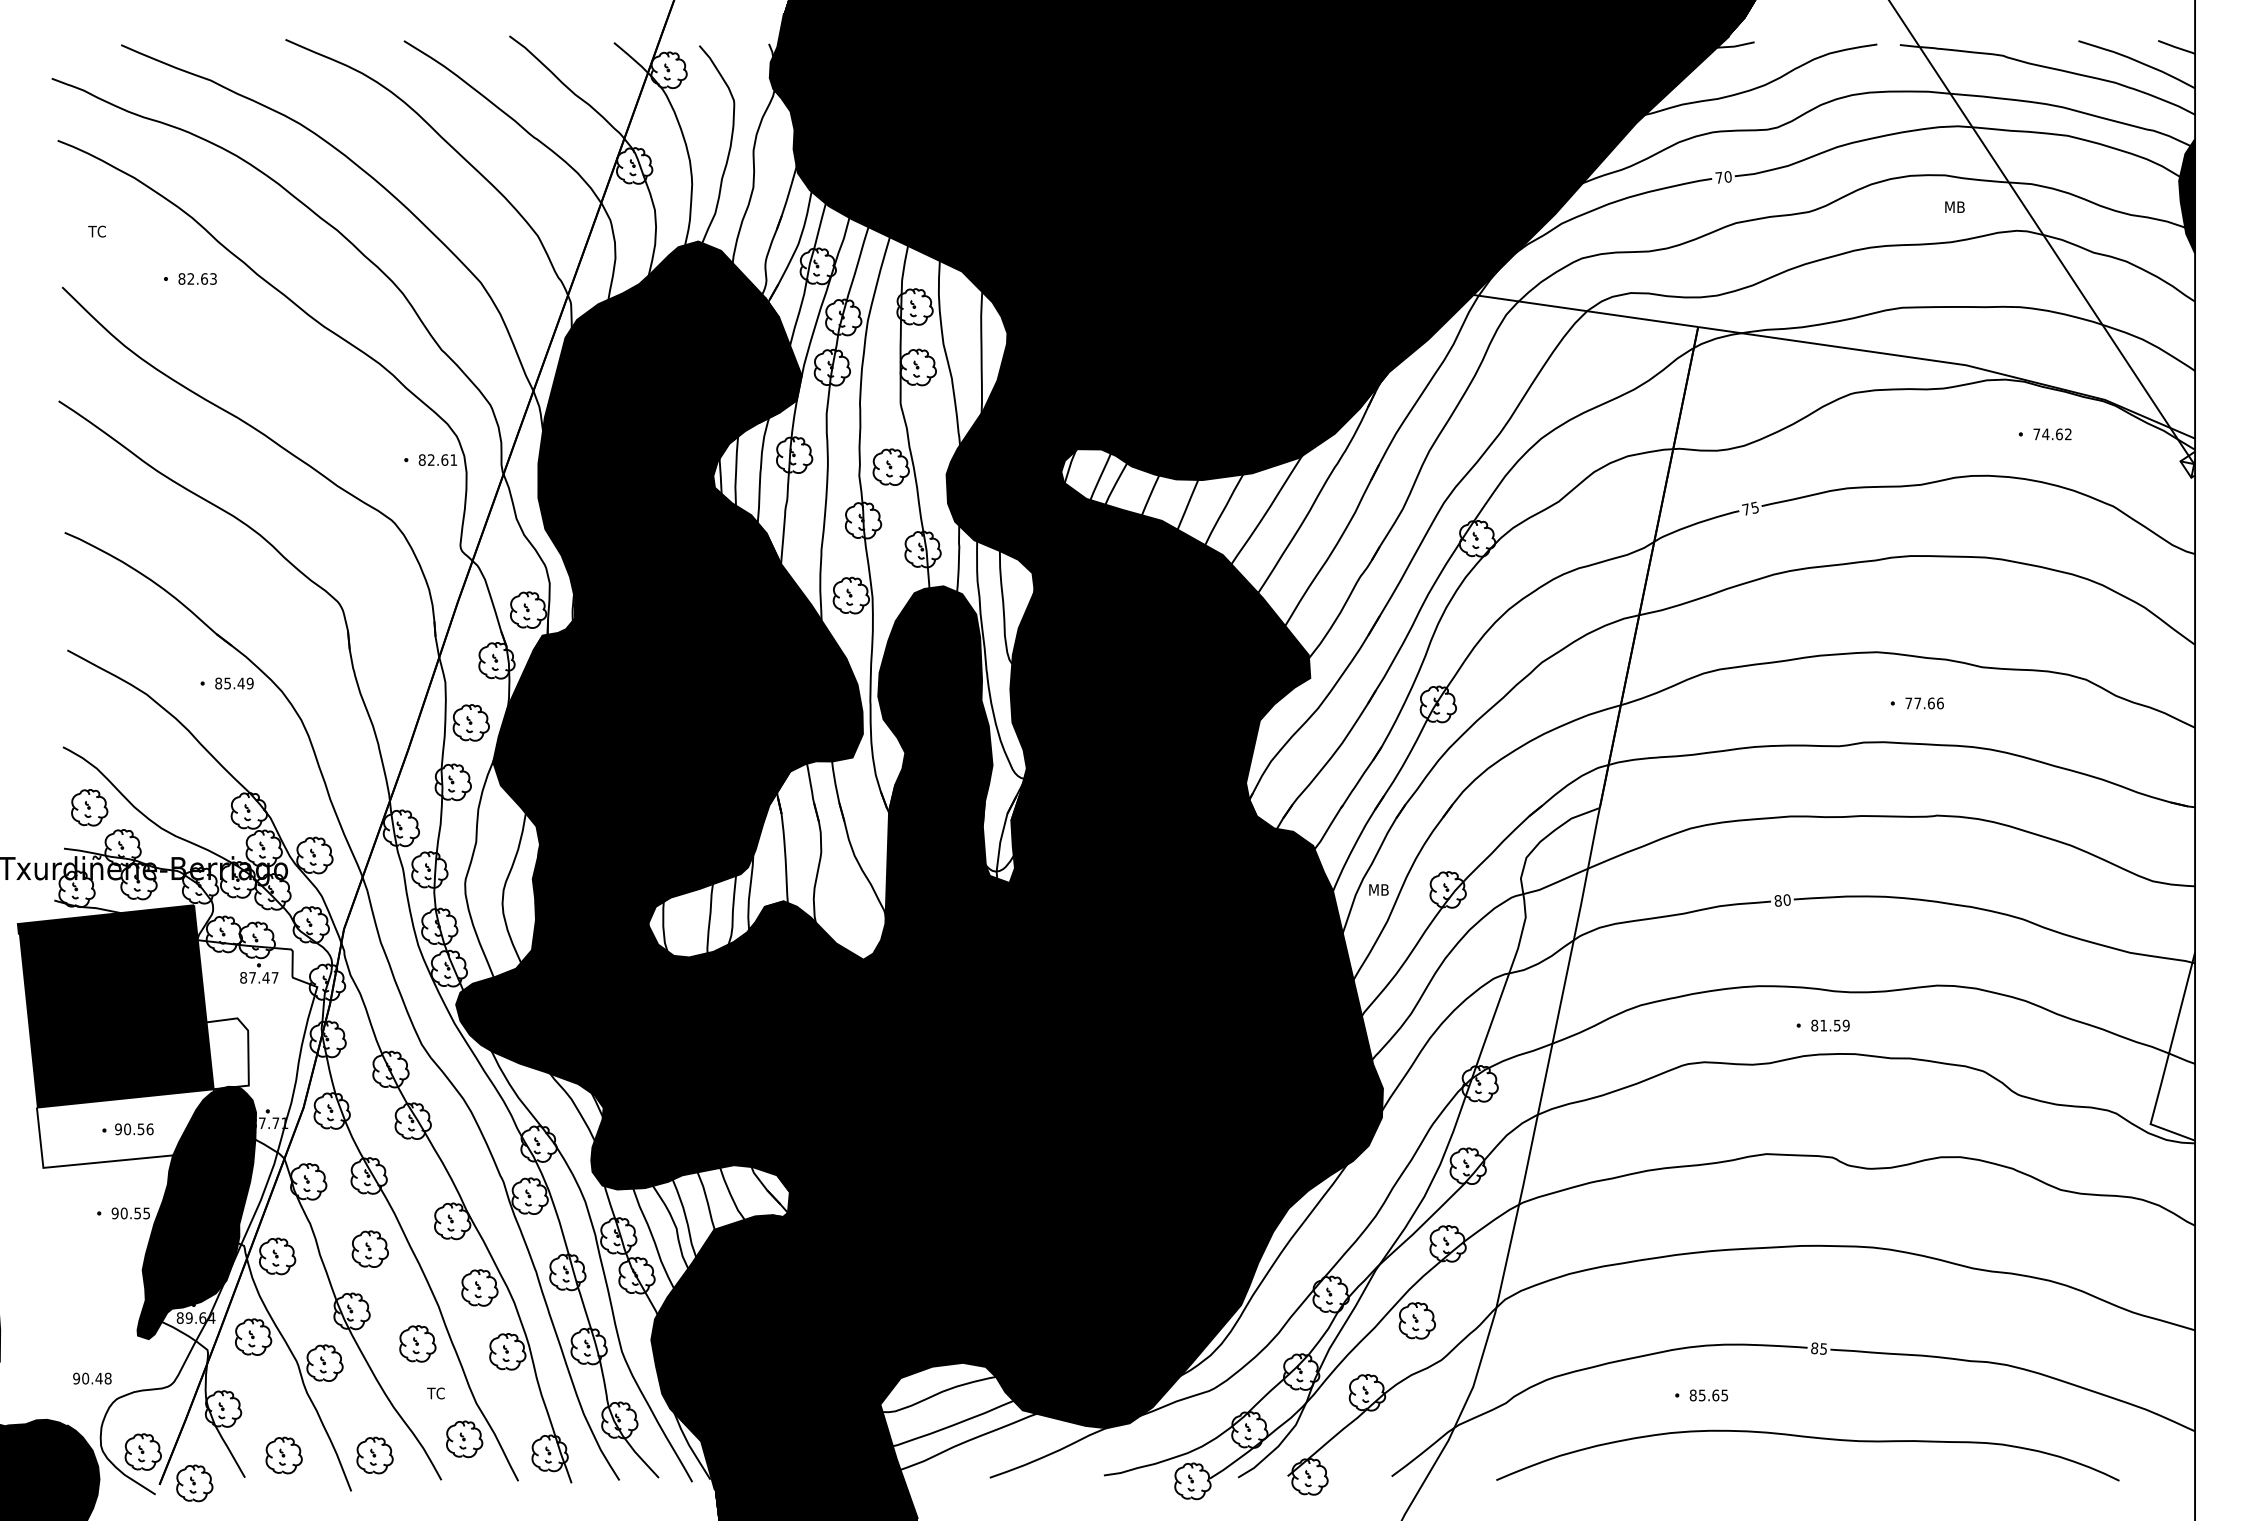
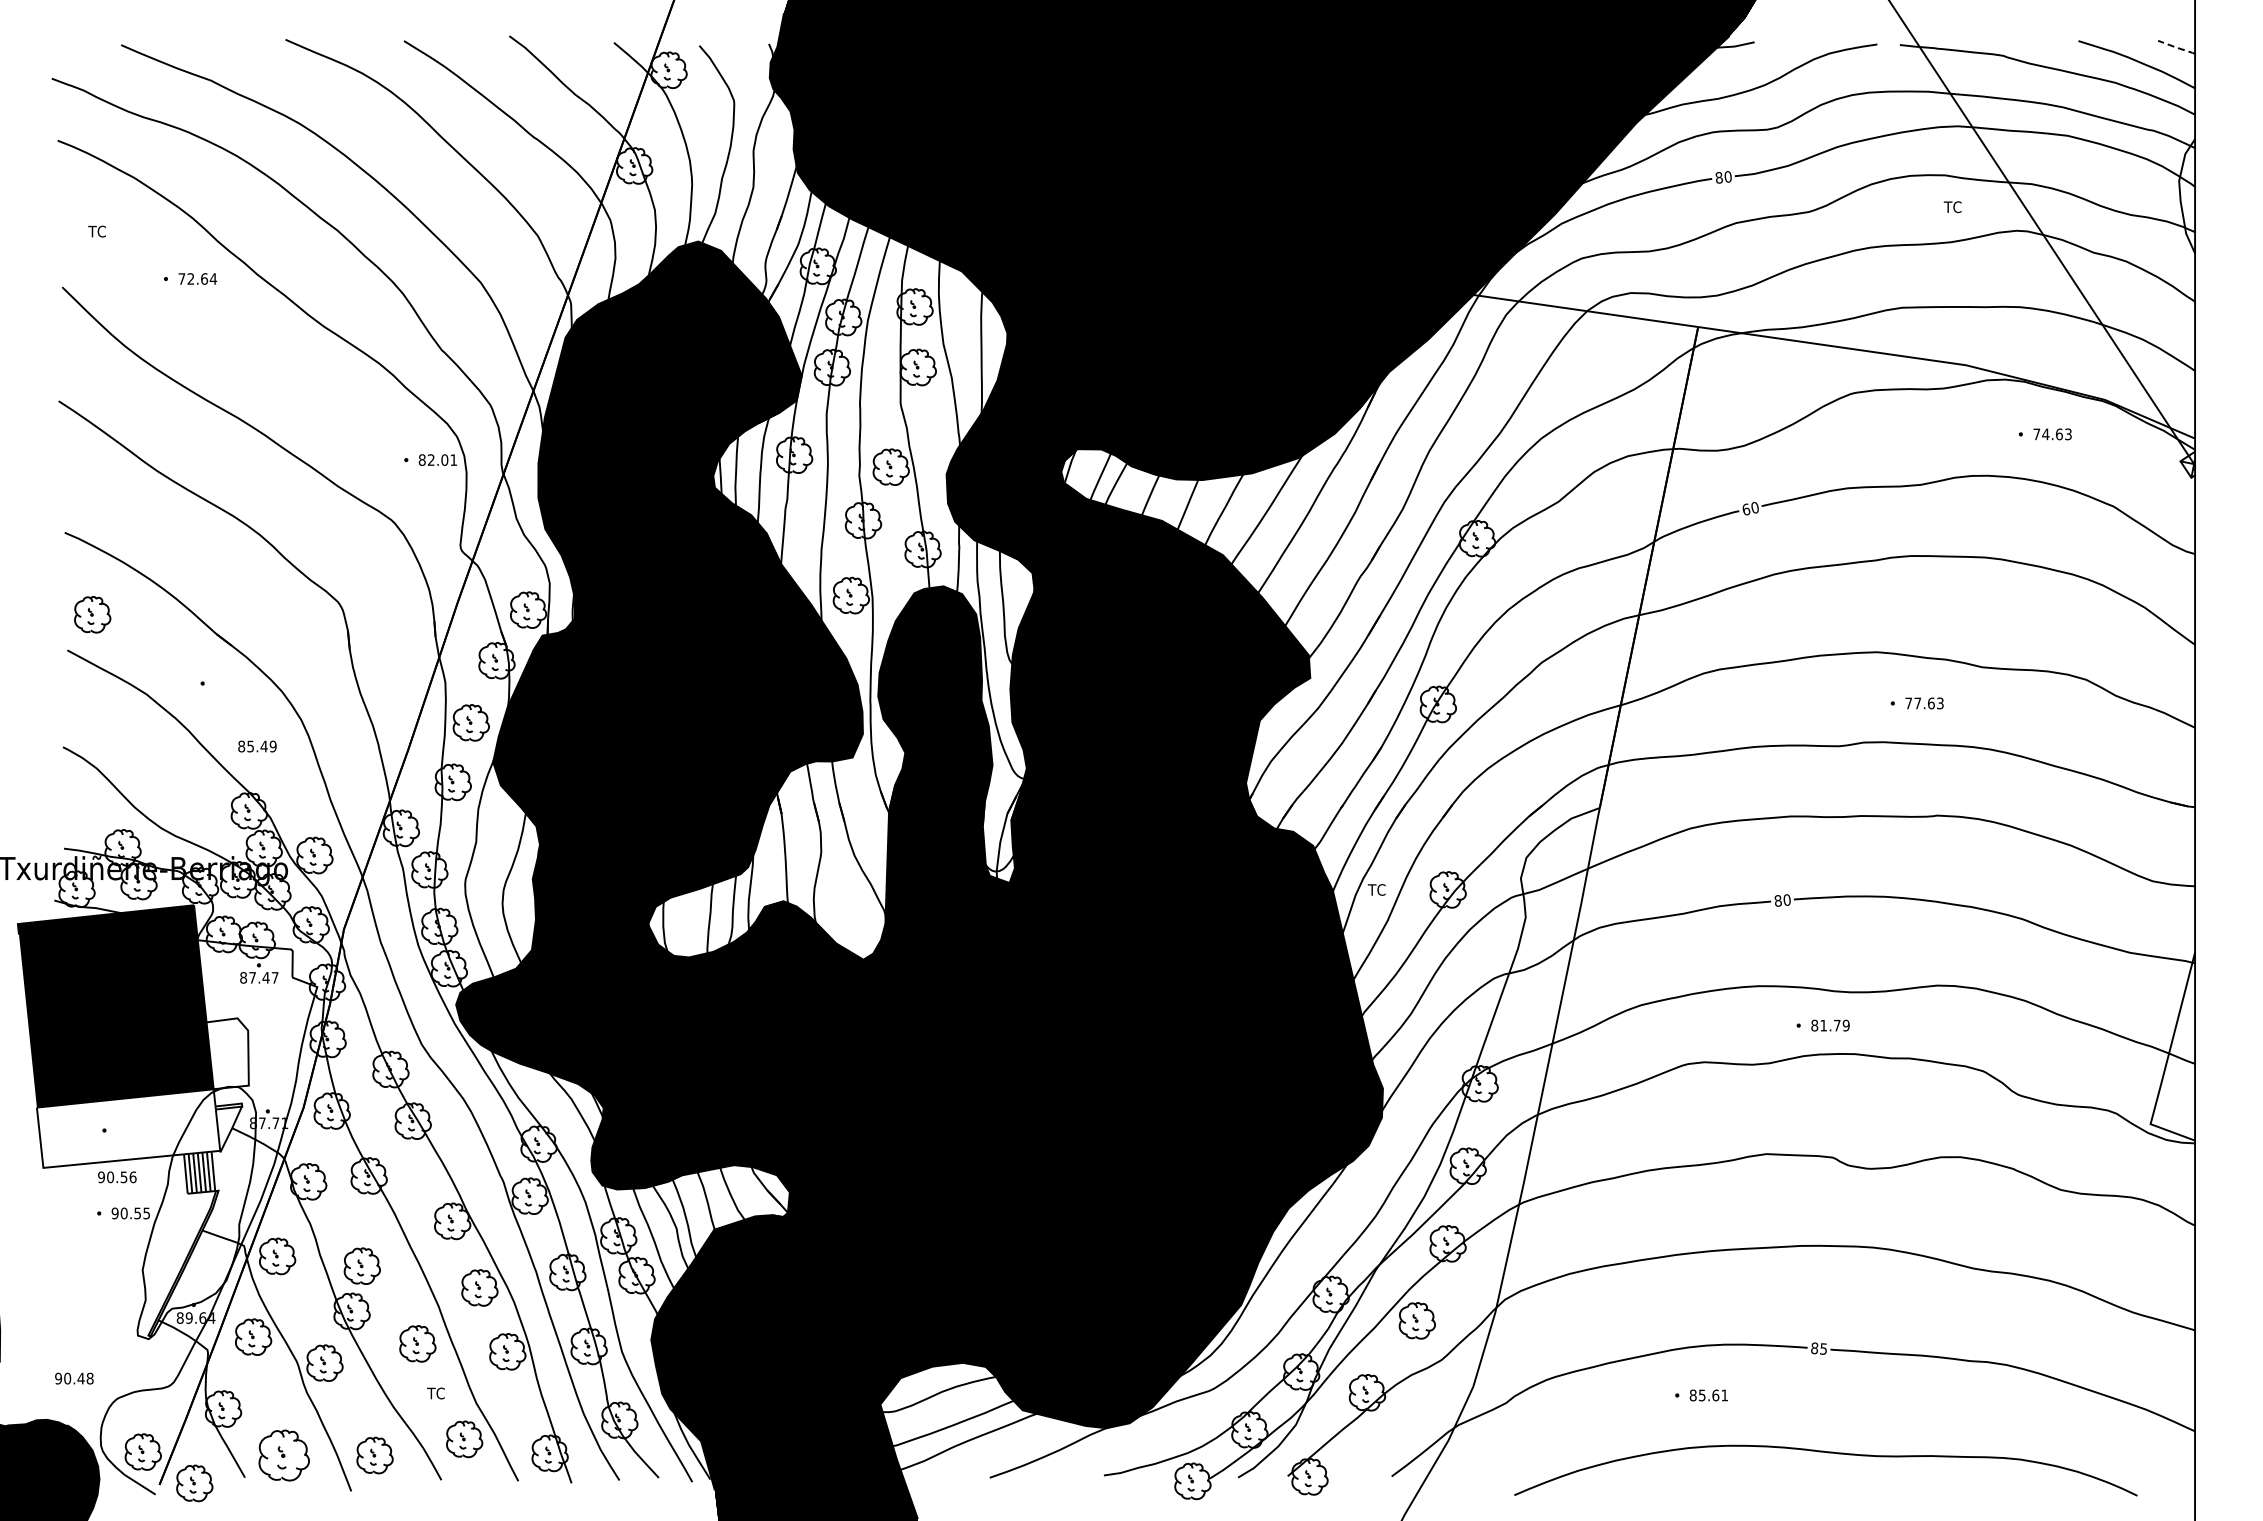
line: solid -> dashed (2176, 47)
text: 70 -> 80 (1718, 177)
fill: present -> none (2187, 196)
text: MB -> TC (1953, 207)
text: 82.63 -> 72.64 (197, 278)
text: 74.62 -> 74.63 (2068, 434)
text: 82.61 -> 82.01 (444, 459)
text: 75 -> 60 (1750, 508)
text position: (234, 683) -> (257, 746) (257, 746)
text: 77.66 -> 77.63 (1940, 703)
part position: (89, 807) -> (92, 614) (92, 614)
text: MB -> TC (1377, 889)
text: 81.59 -> 81.79 (1836, 1025)
text position: (134, 1129) -> (117, 1177) (117, 1177)
fill: present -> none (196, 1212)
part position: (369, 1248) -> (361, 1265) (361, 1265)
text position: (92, 1378) -> (74, 1378) (74, 1378)
text: 85.65 -> 85.61 (1724, 1395)
curve position: (1809, 1438) -> (1827, 1453) (1827, 1453)
part size: 38x39 px -> 52x53 px (283, 1455)
